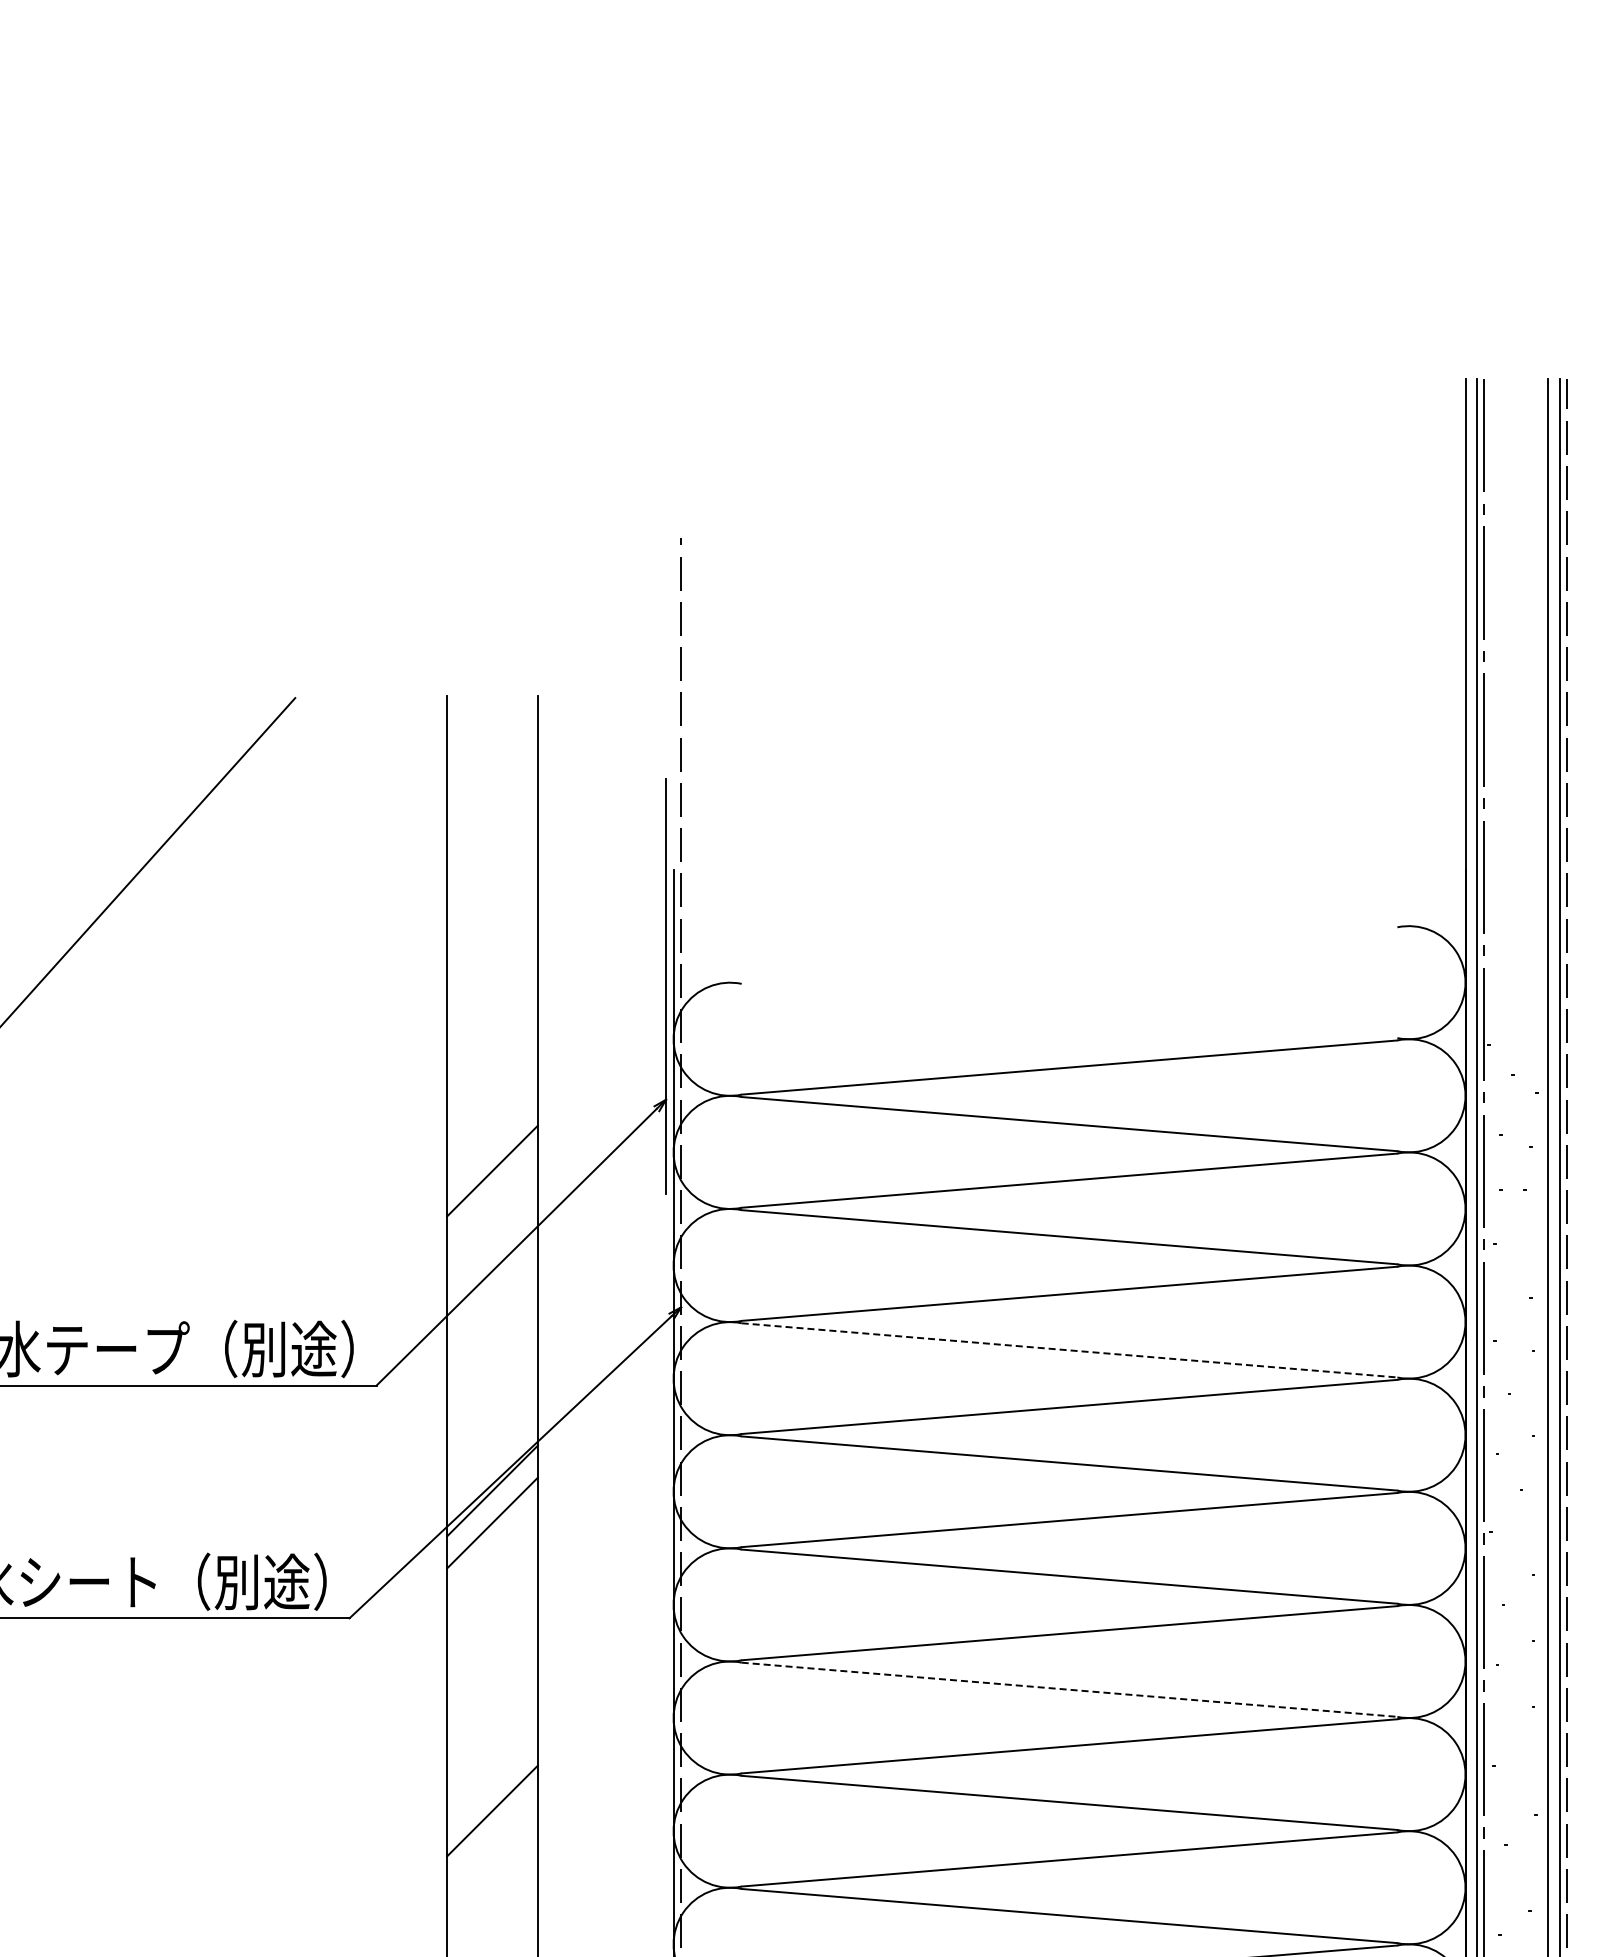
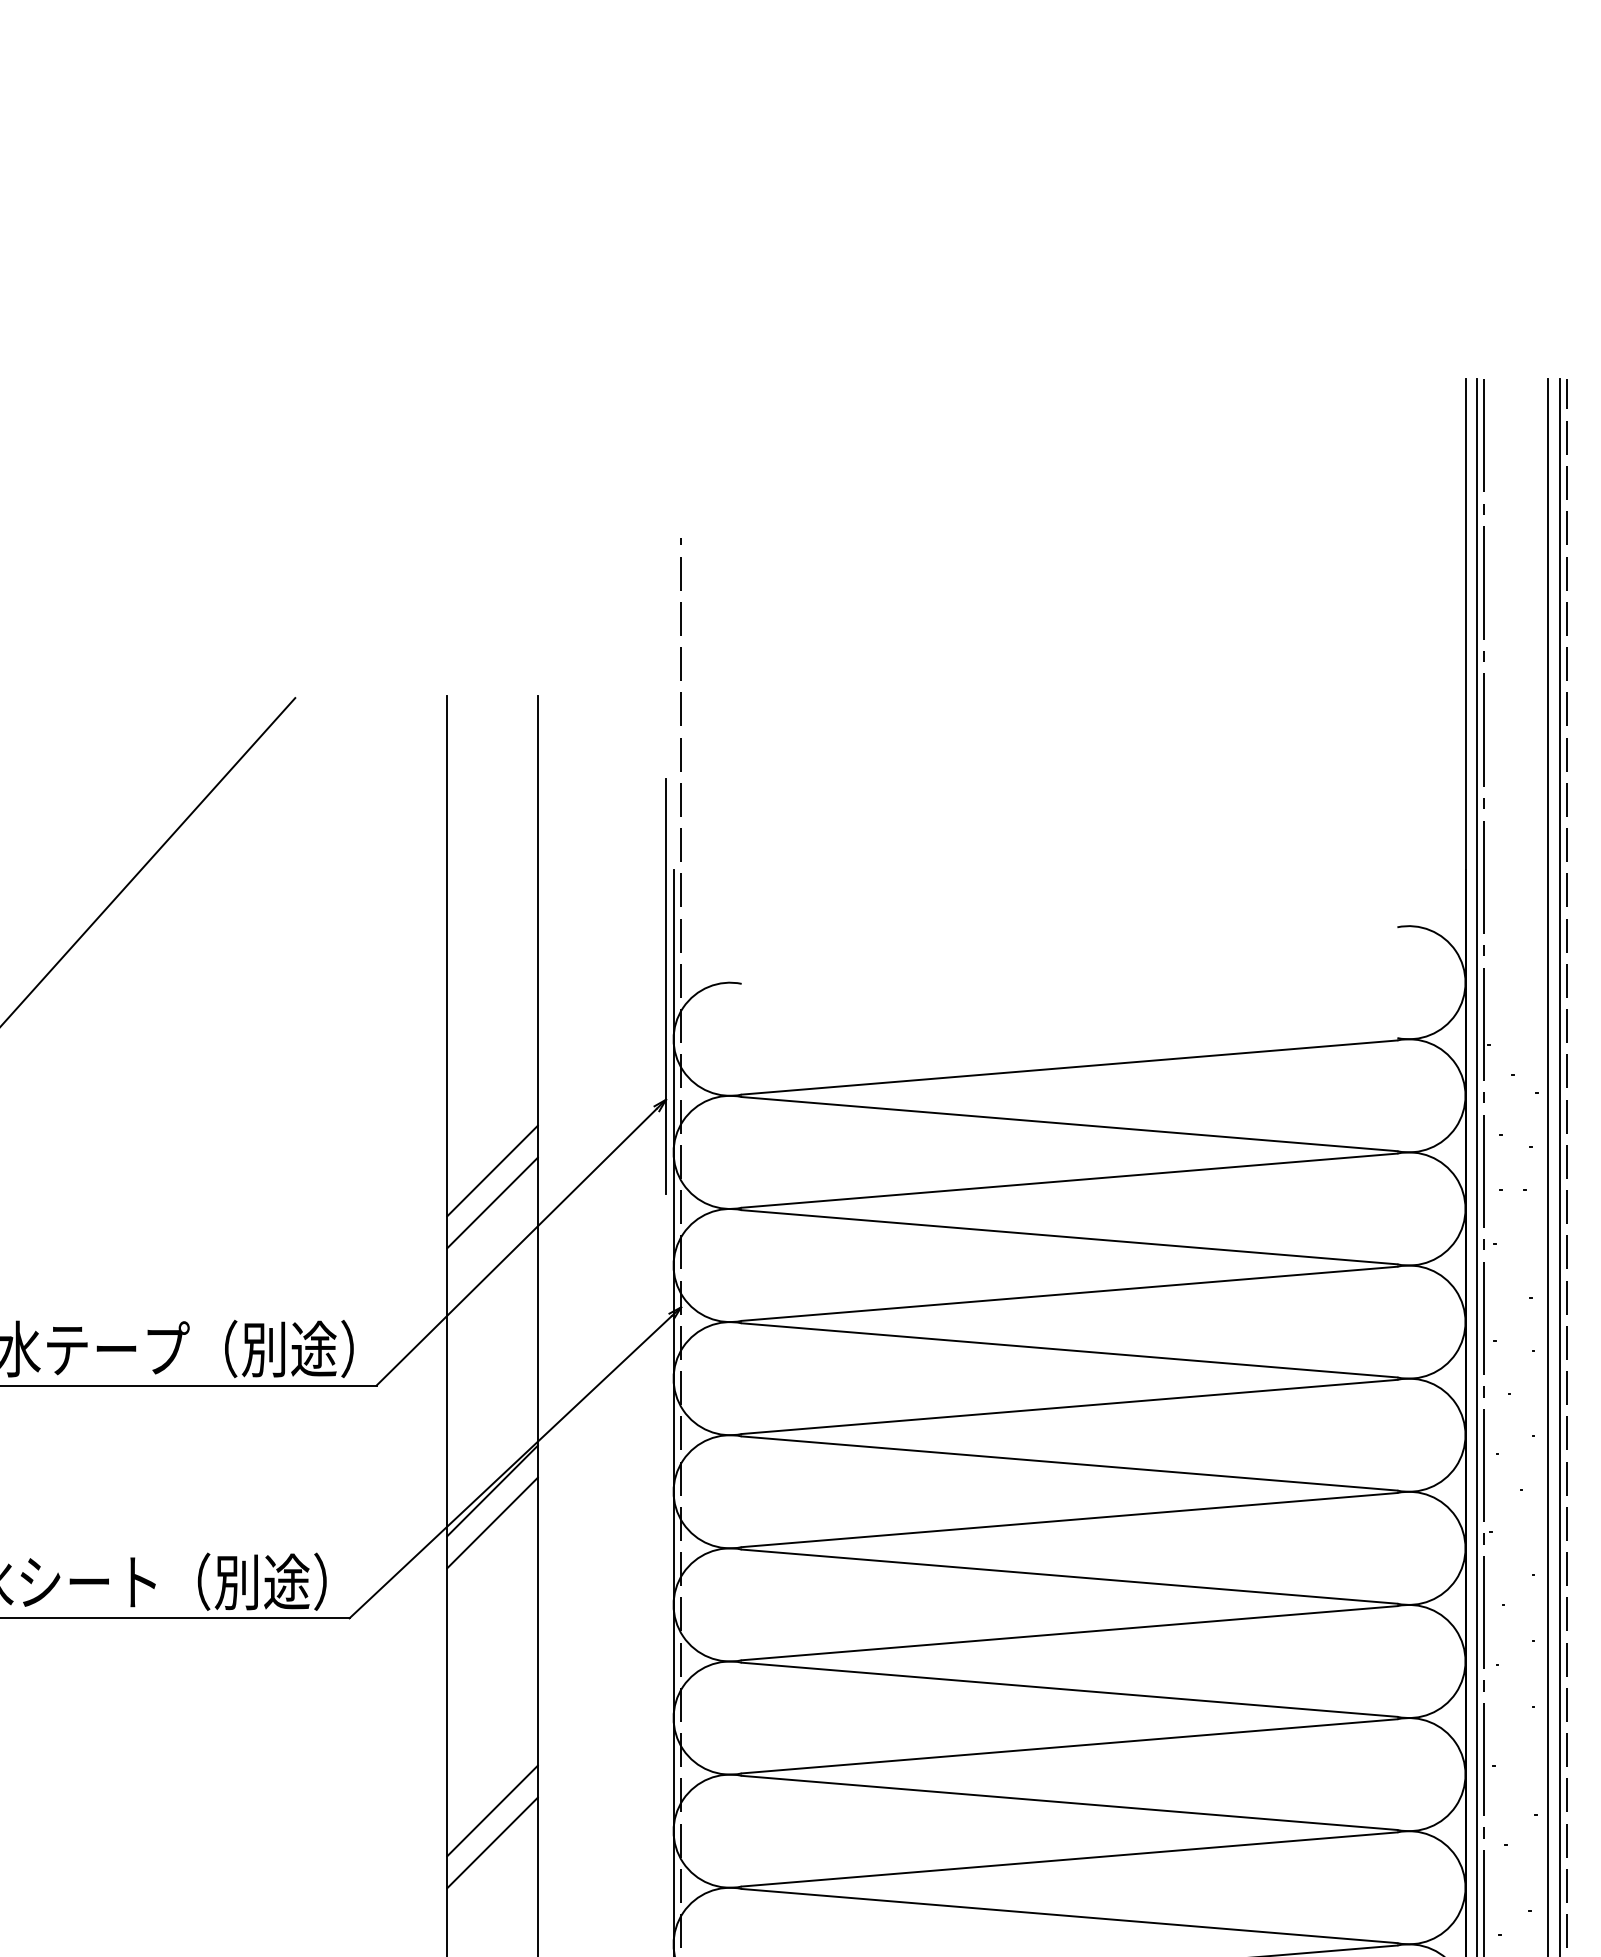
line: none -> present (492, 1202)
line: dashed -> solid (1069, 1350)
line: dashed -> solid (1069, 1689)
line: none -> present (492, 1842)
